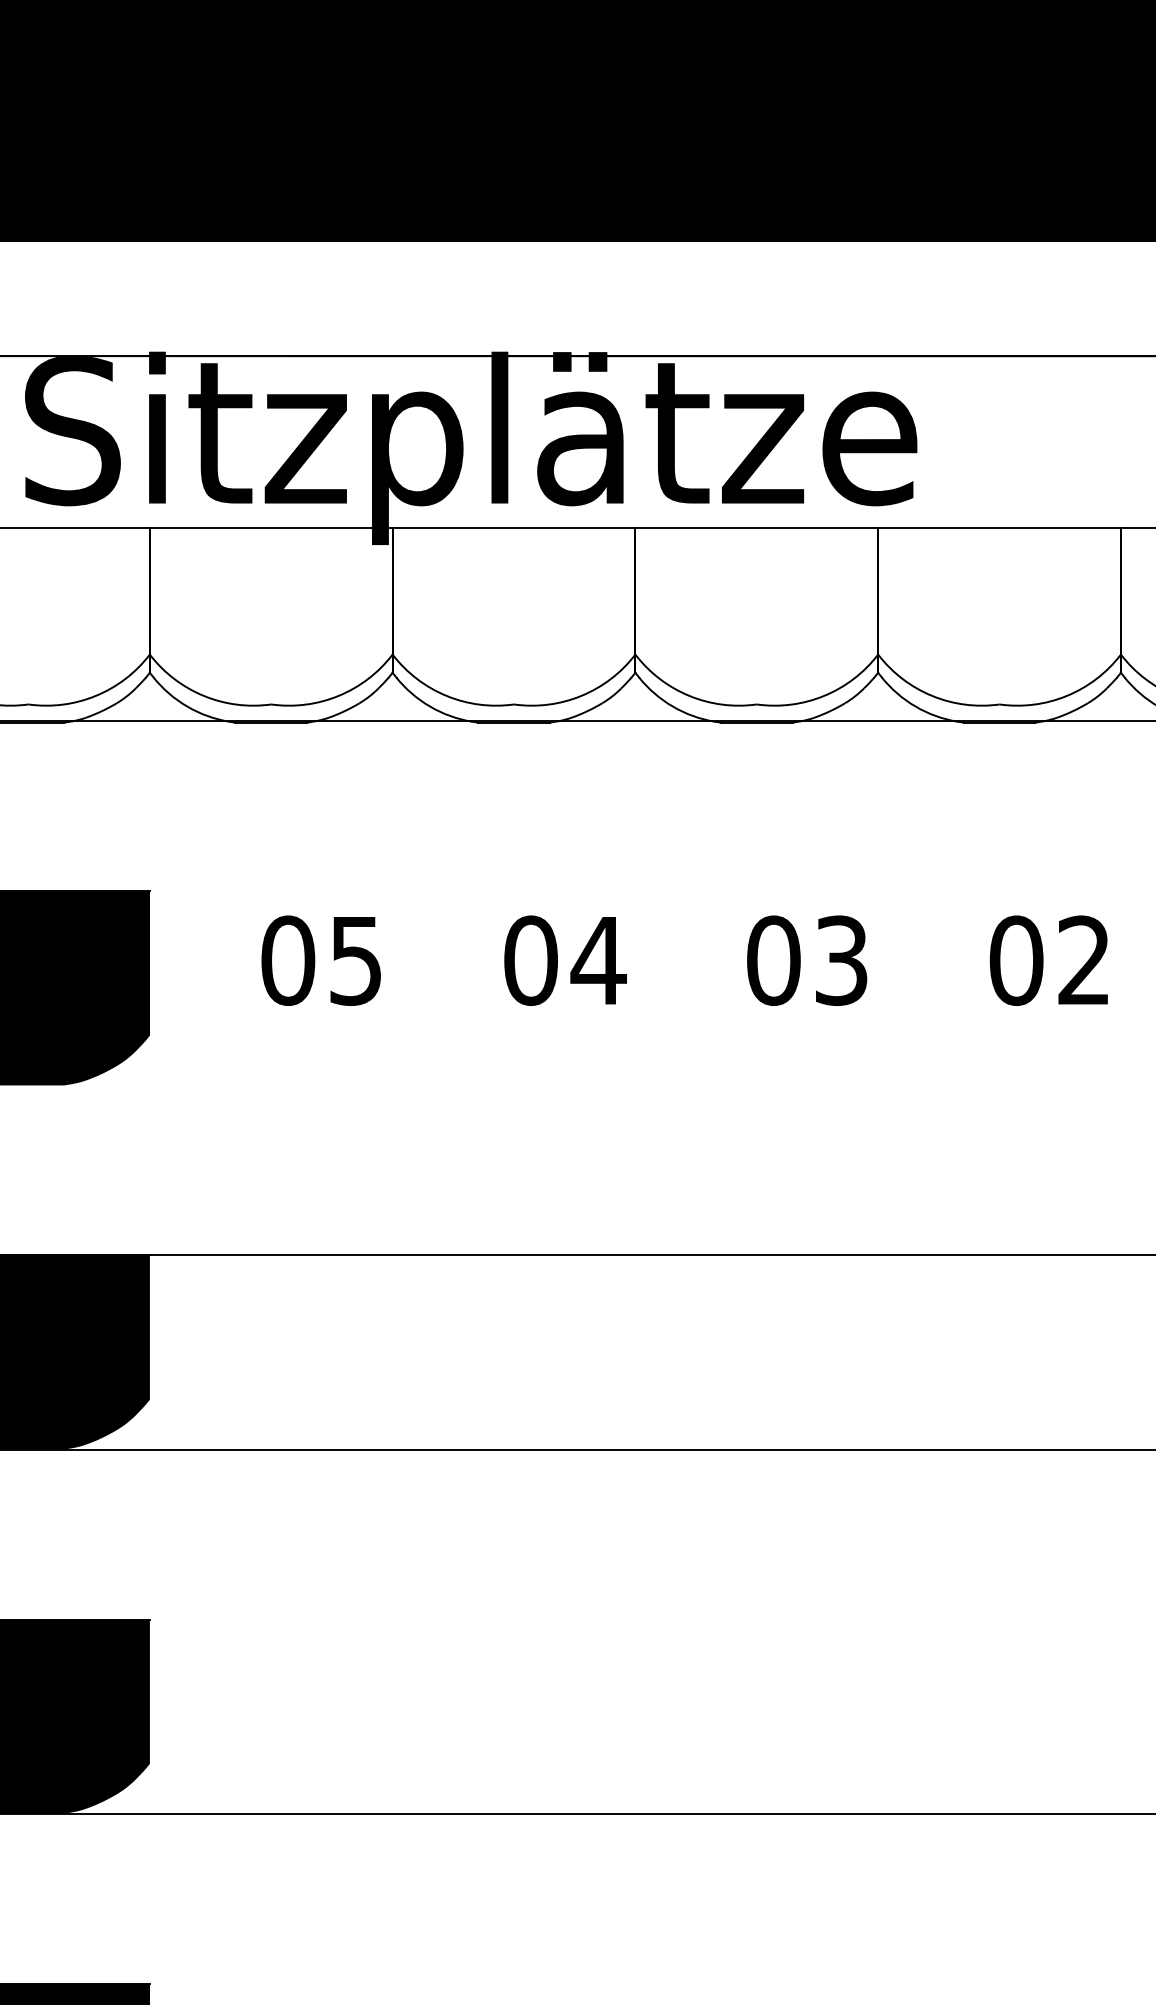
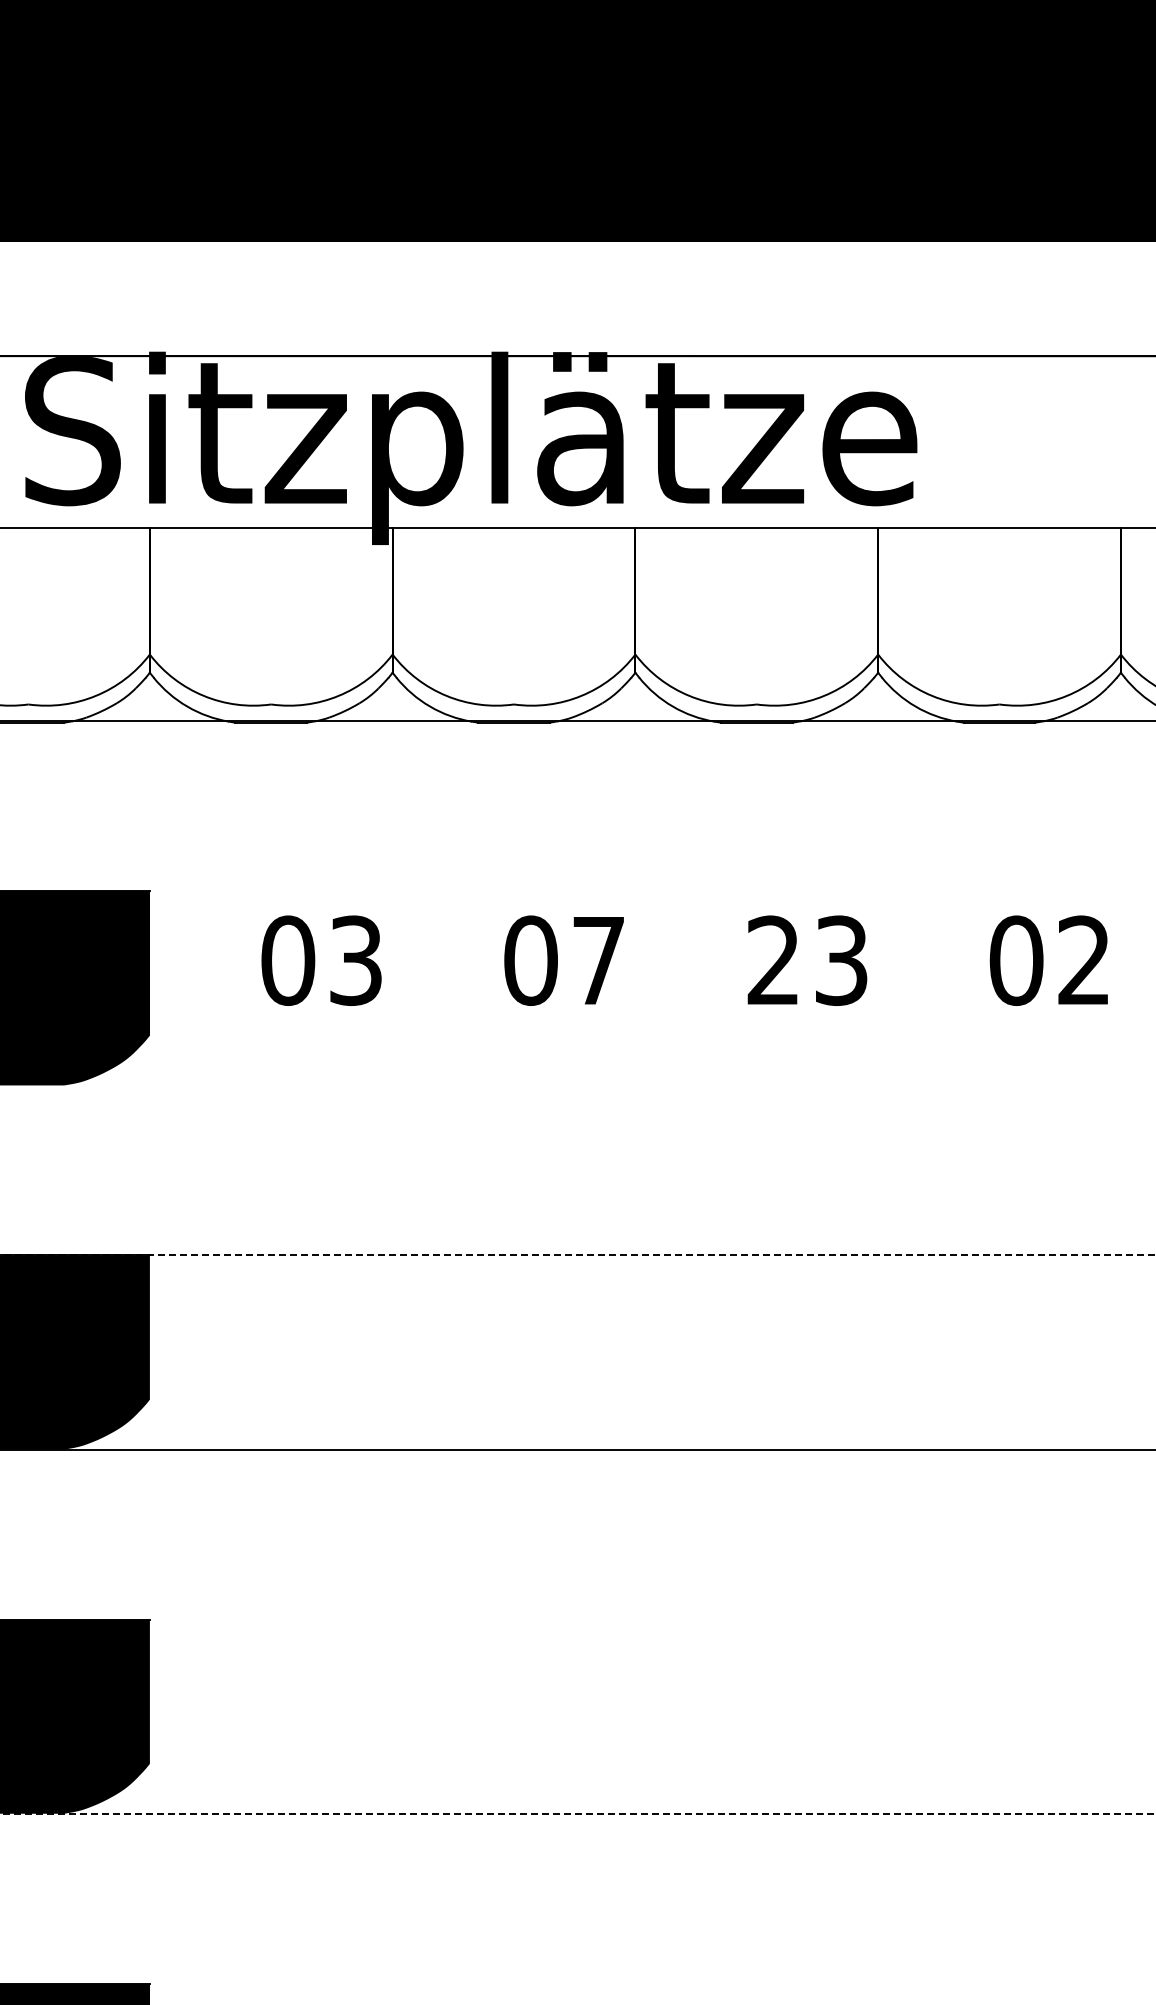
text: 05 -> 03 (355, 960)
text: 04 -> 07 (598, 960)
text: 03 -> 23 (773, 960)
line: solid -> dashed (578, 1255)
line: solid -> dashed (578, 1813)
